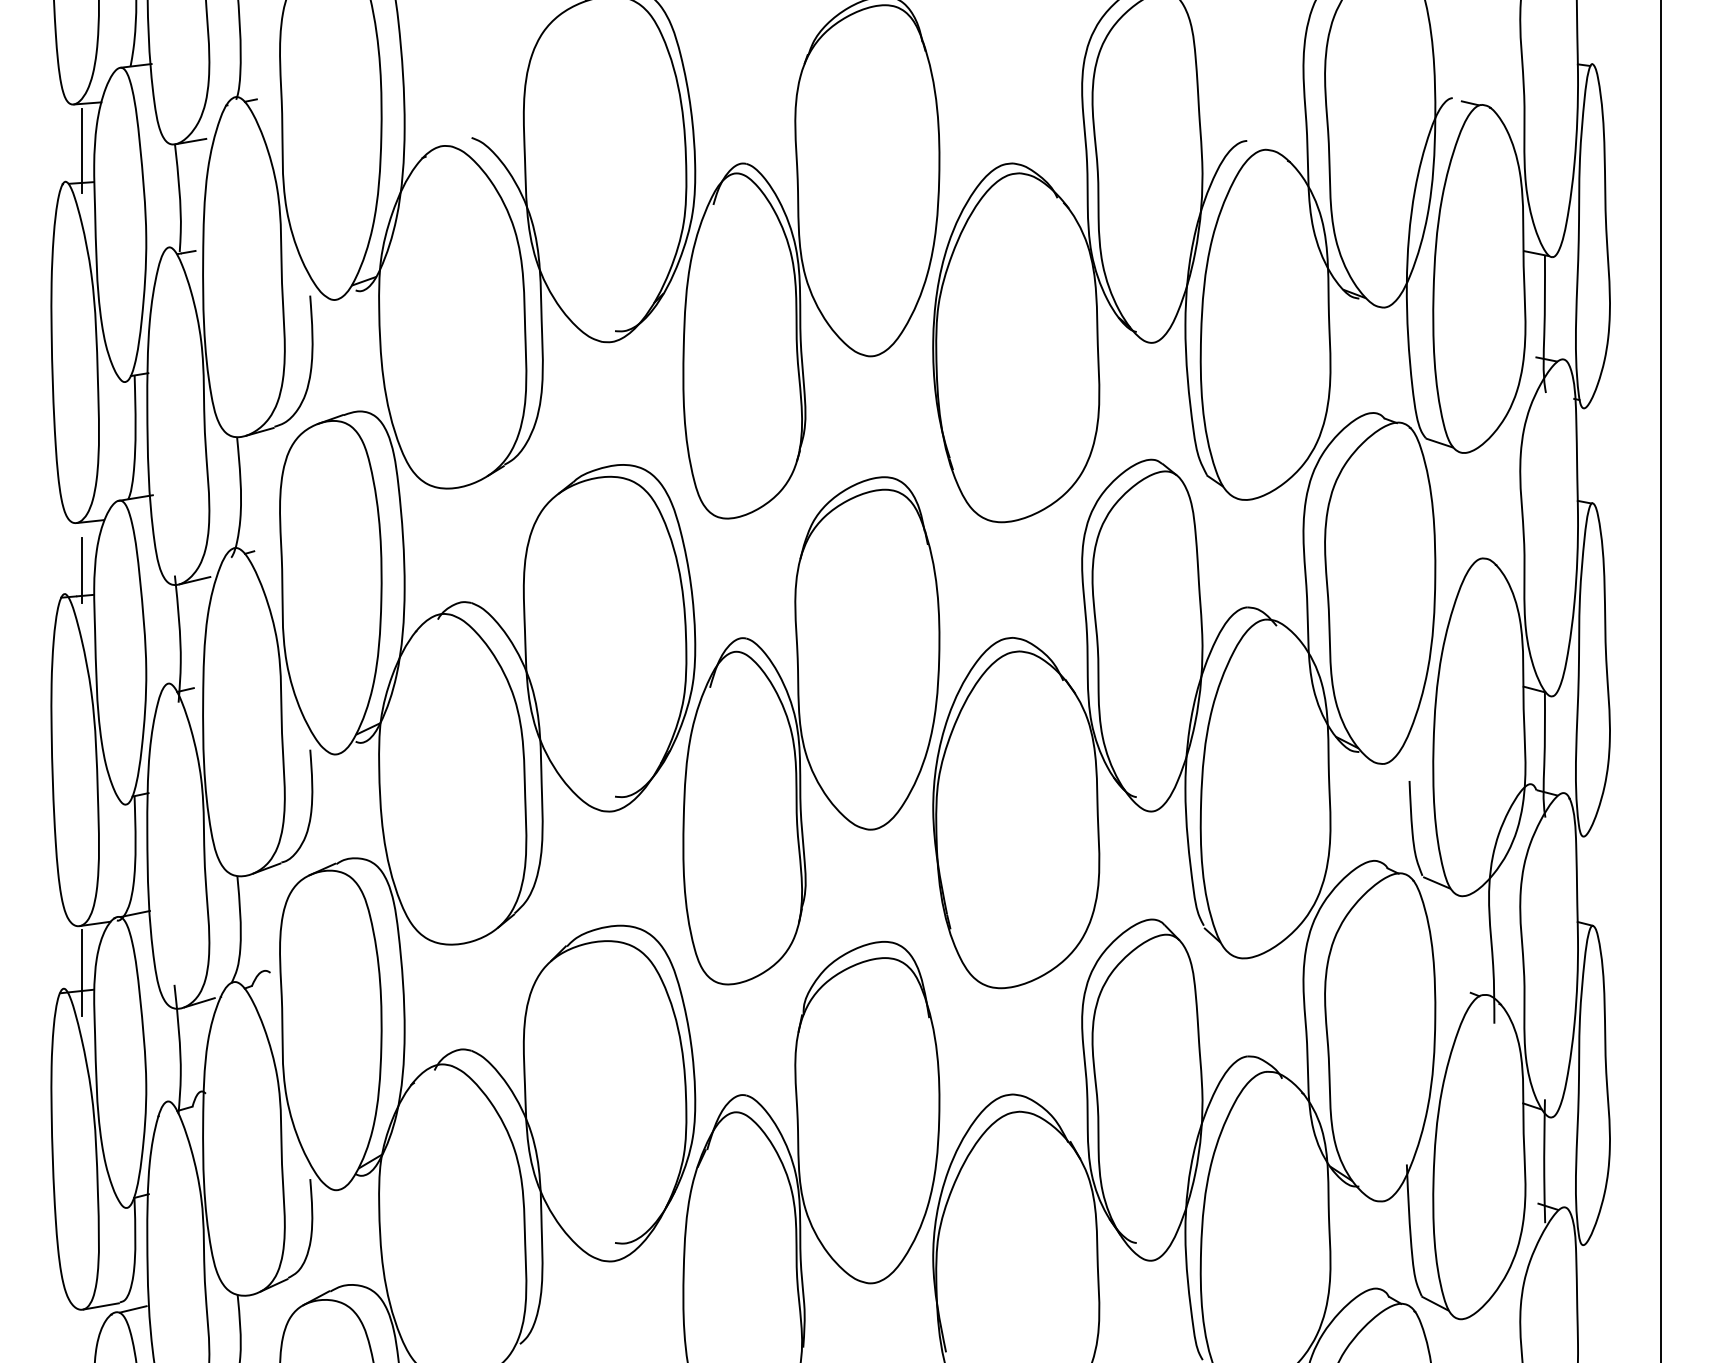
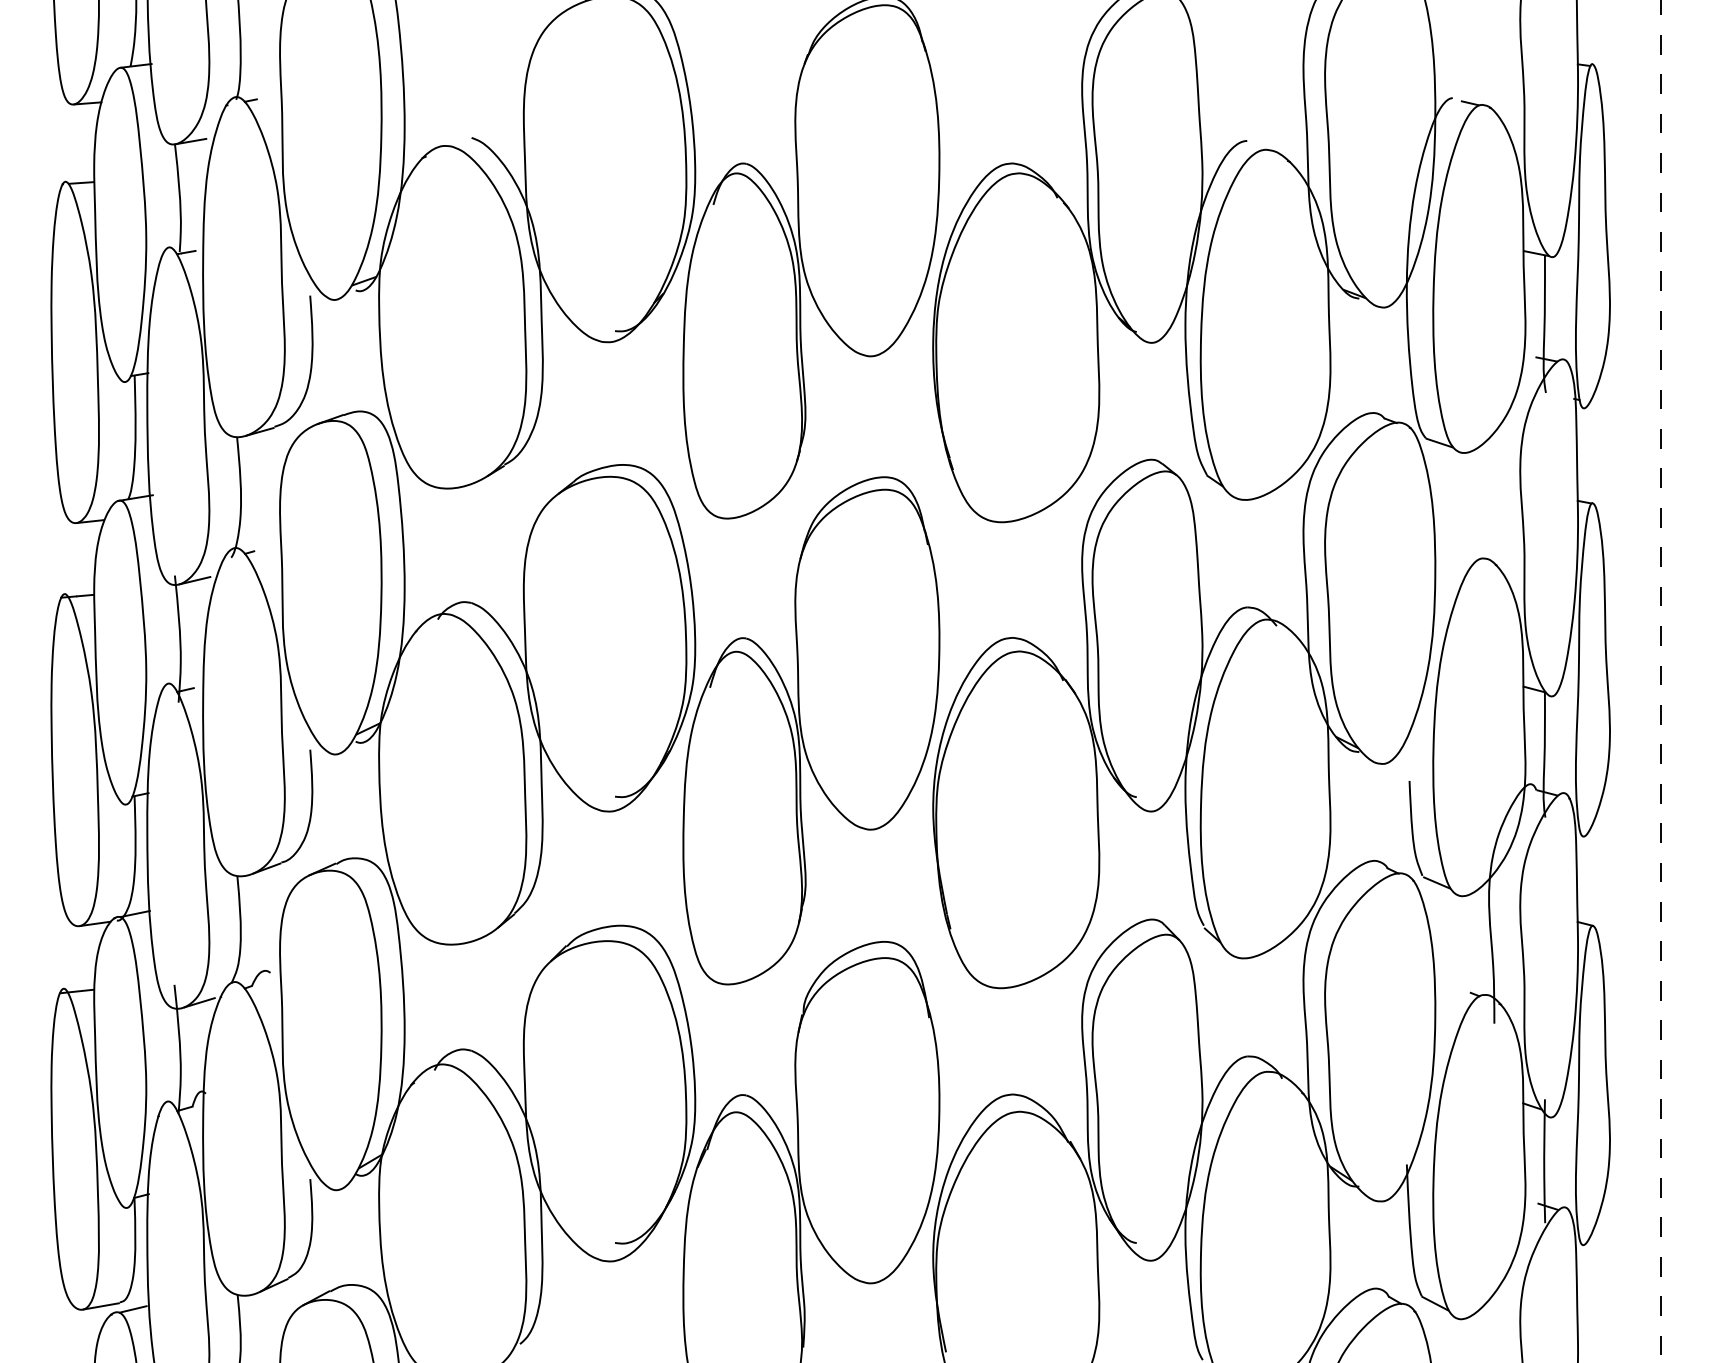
line: present -> none (82, 150)
line: present -> none (82, 570)
line: solid -> dashed (1660, 680)
line: present -> none (82, 972)
